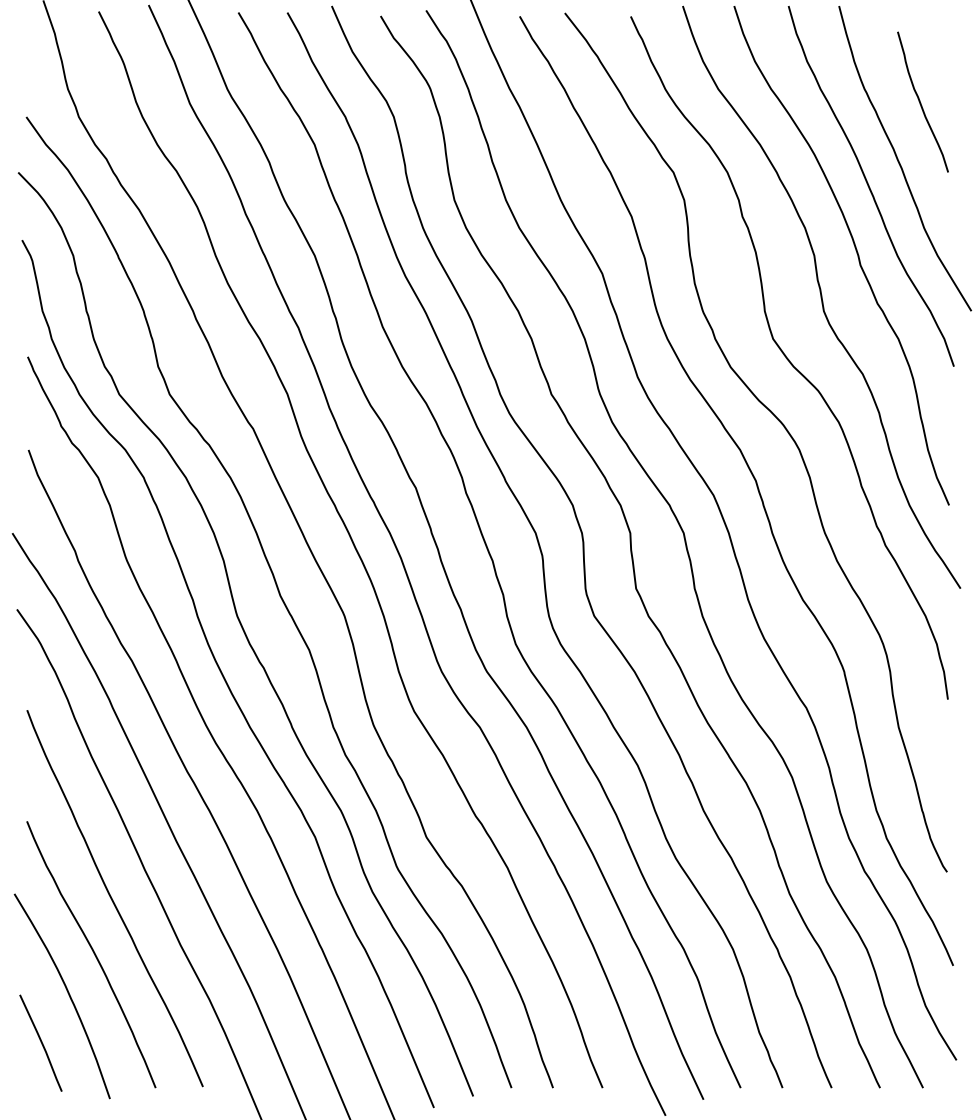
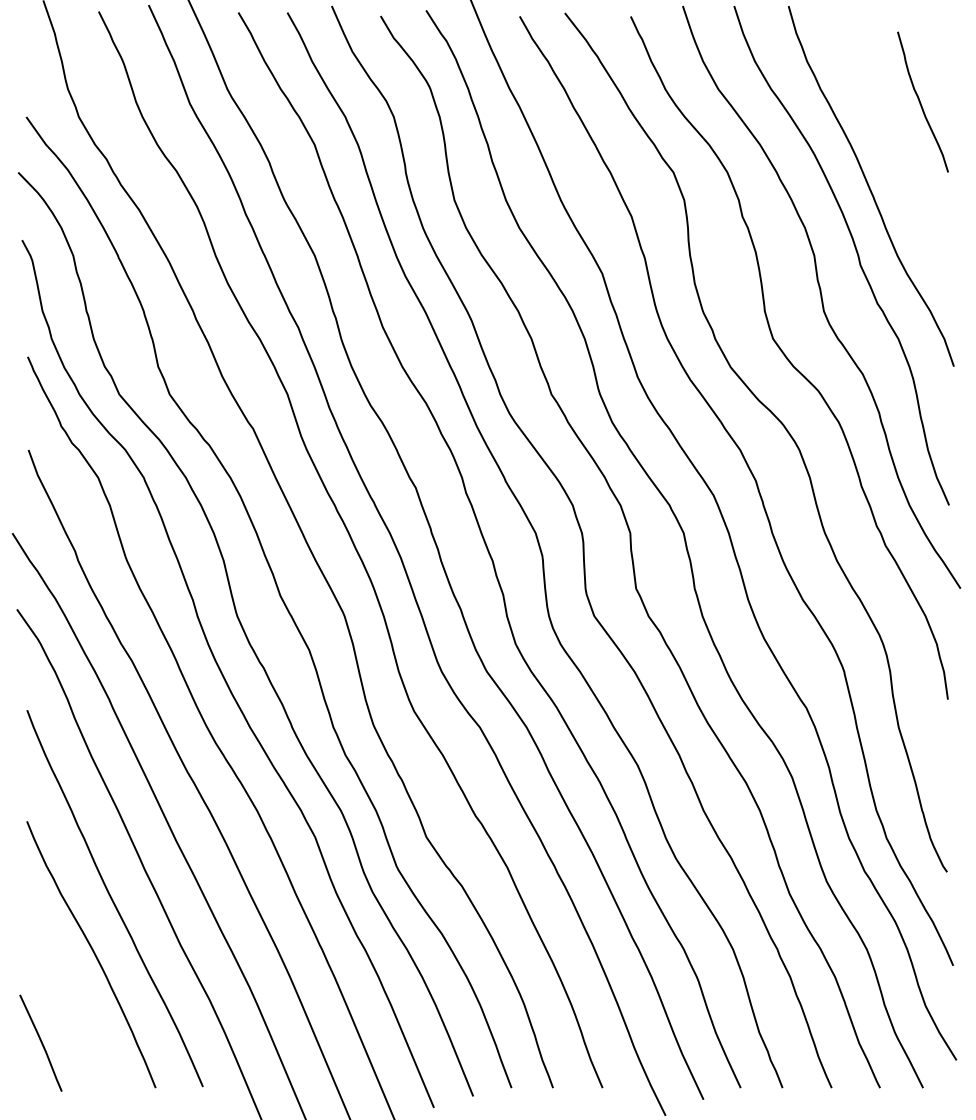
curve: present -> none (899, 160)
curve: present -> none (67, 993)
